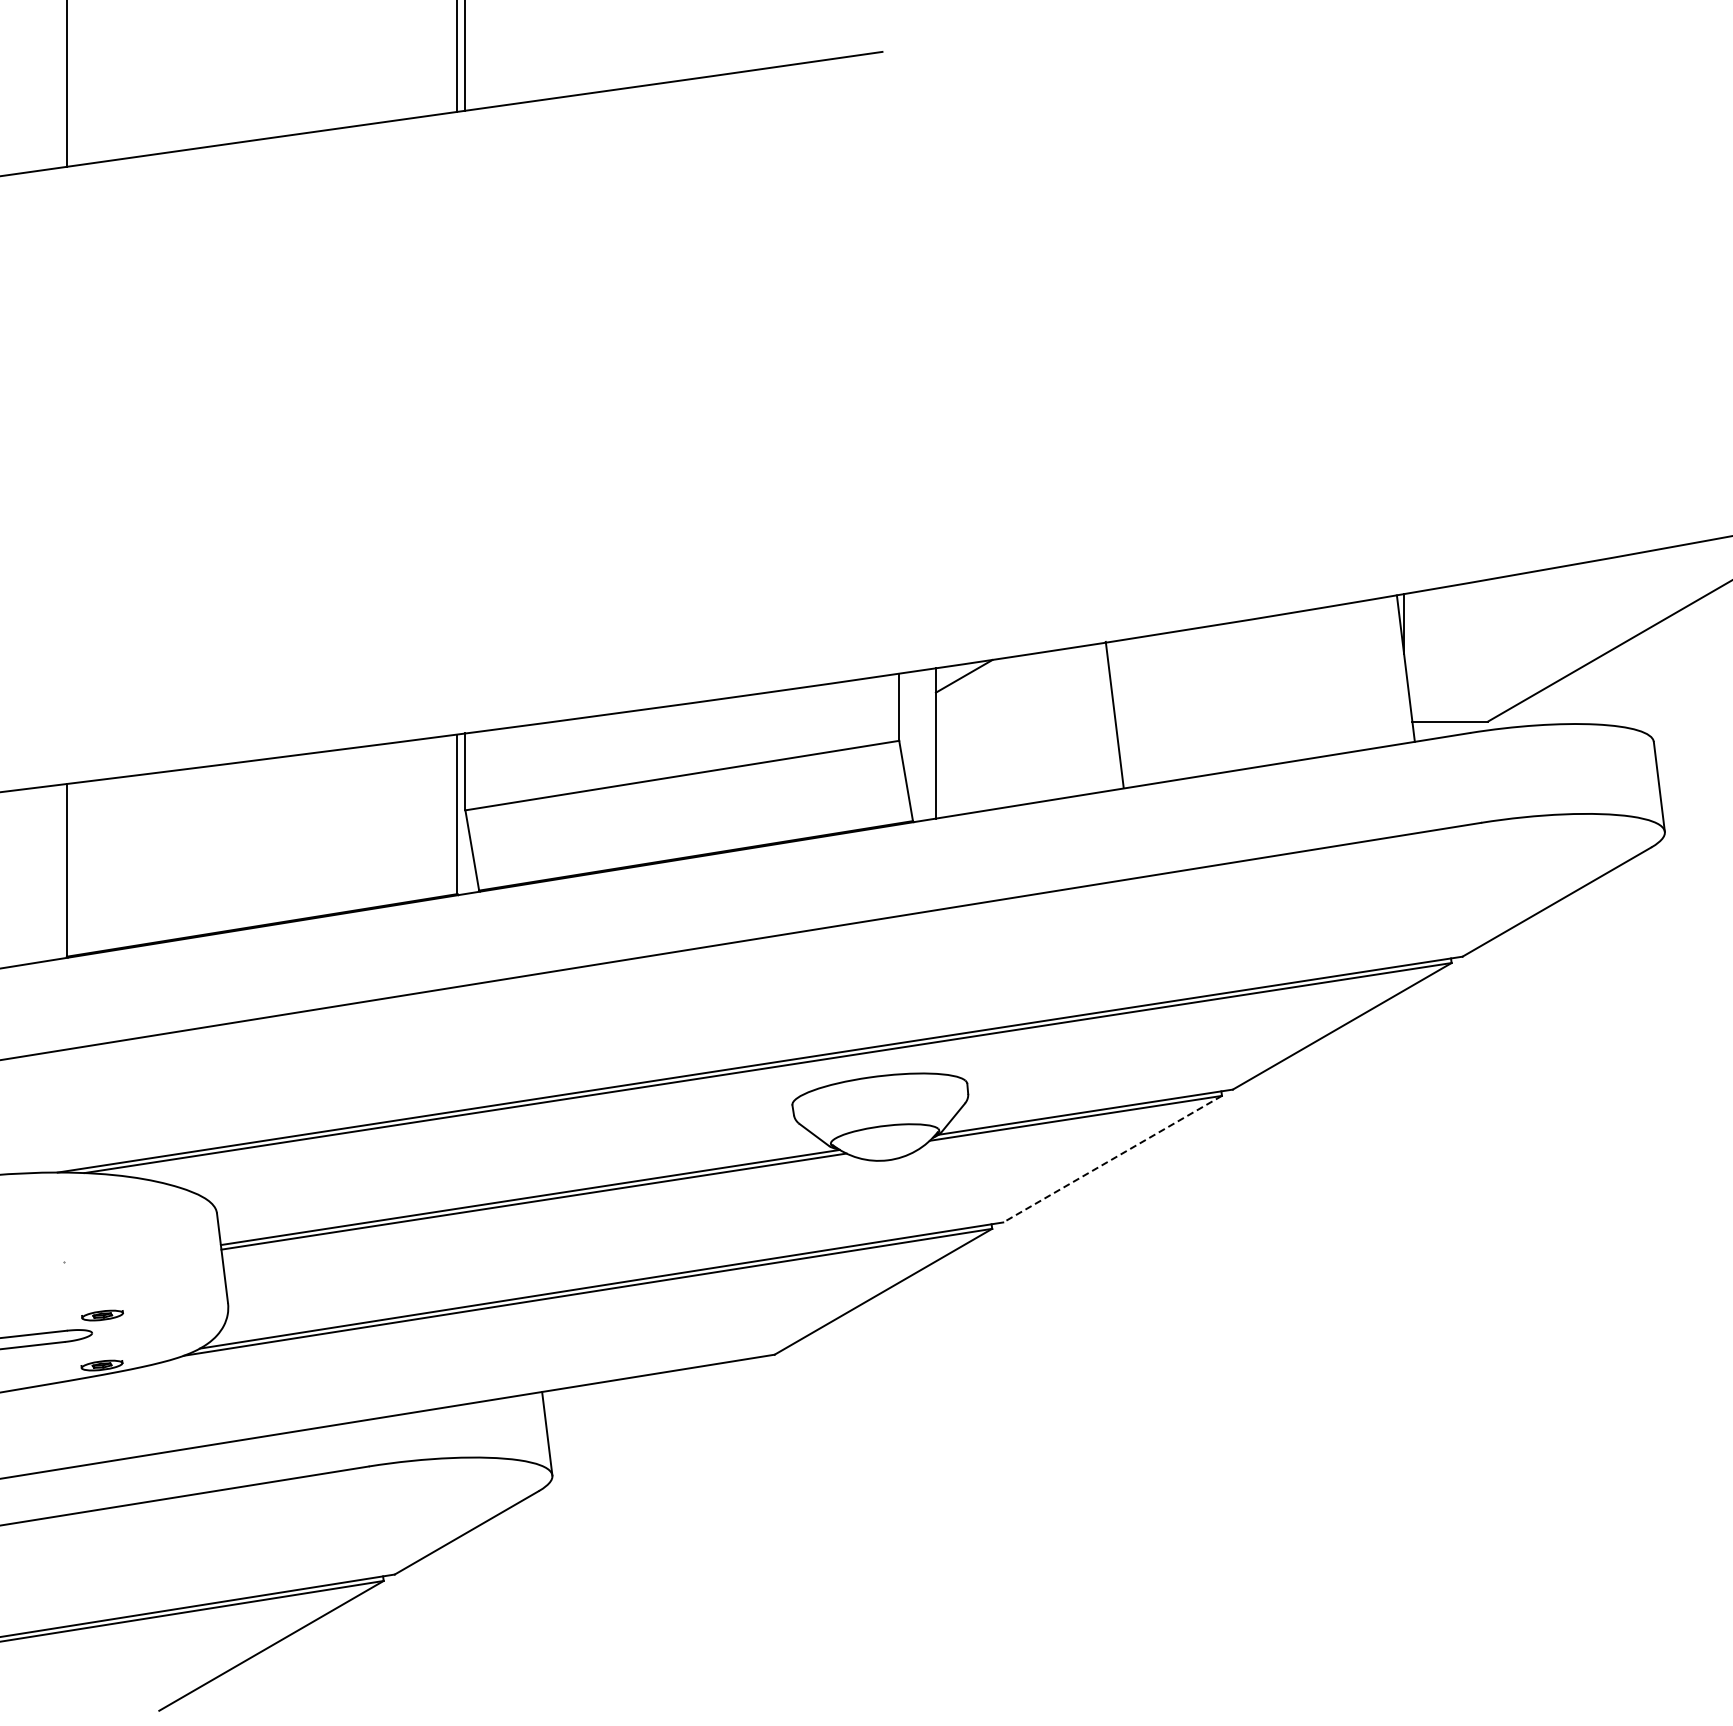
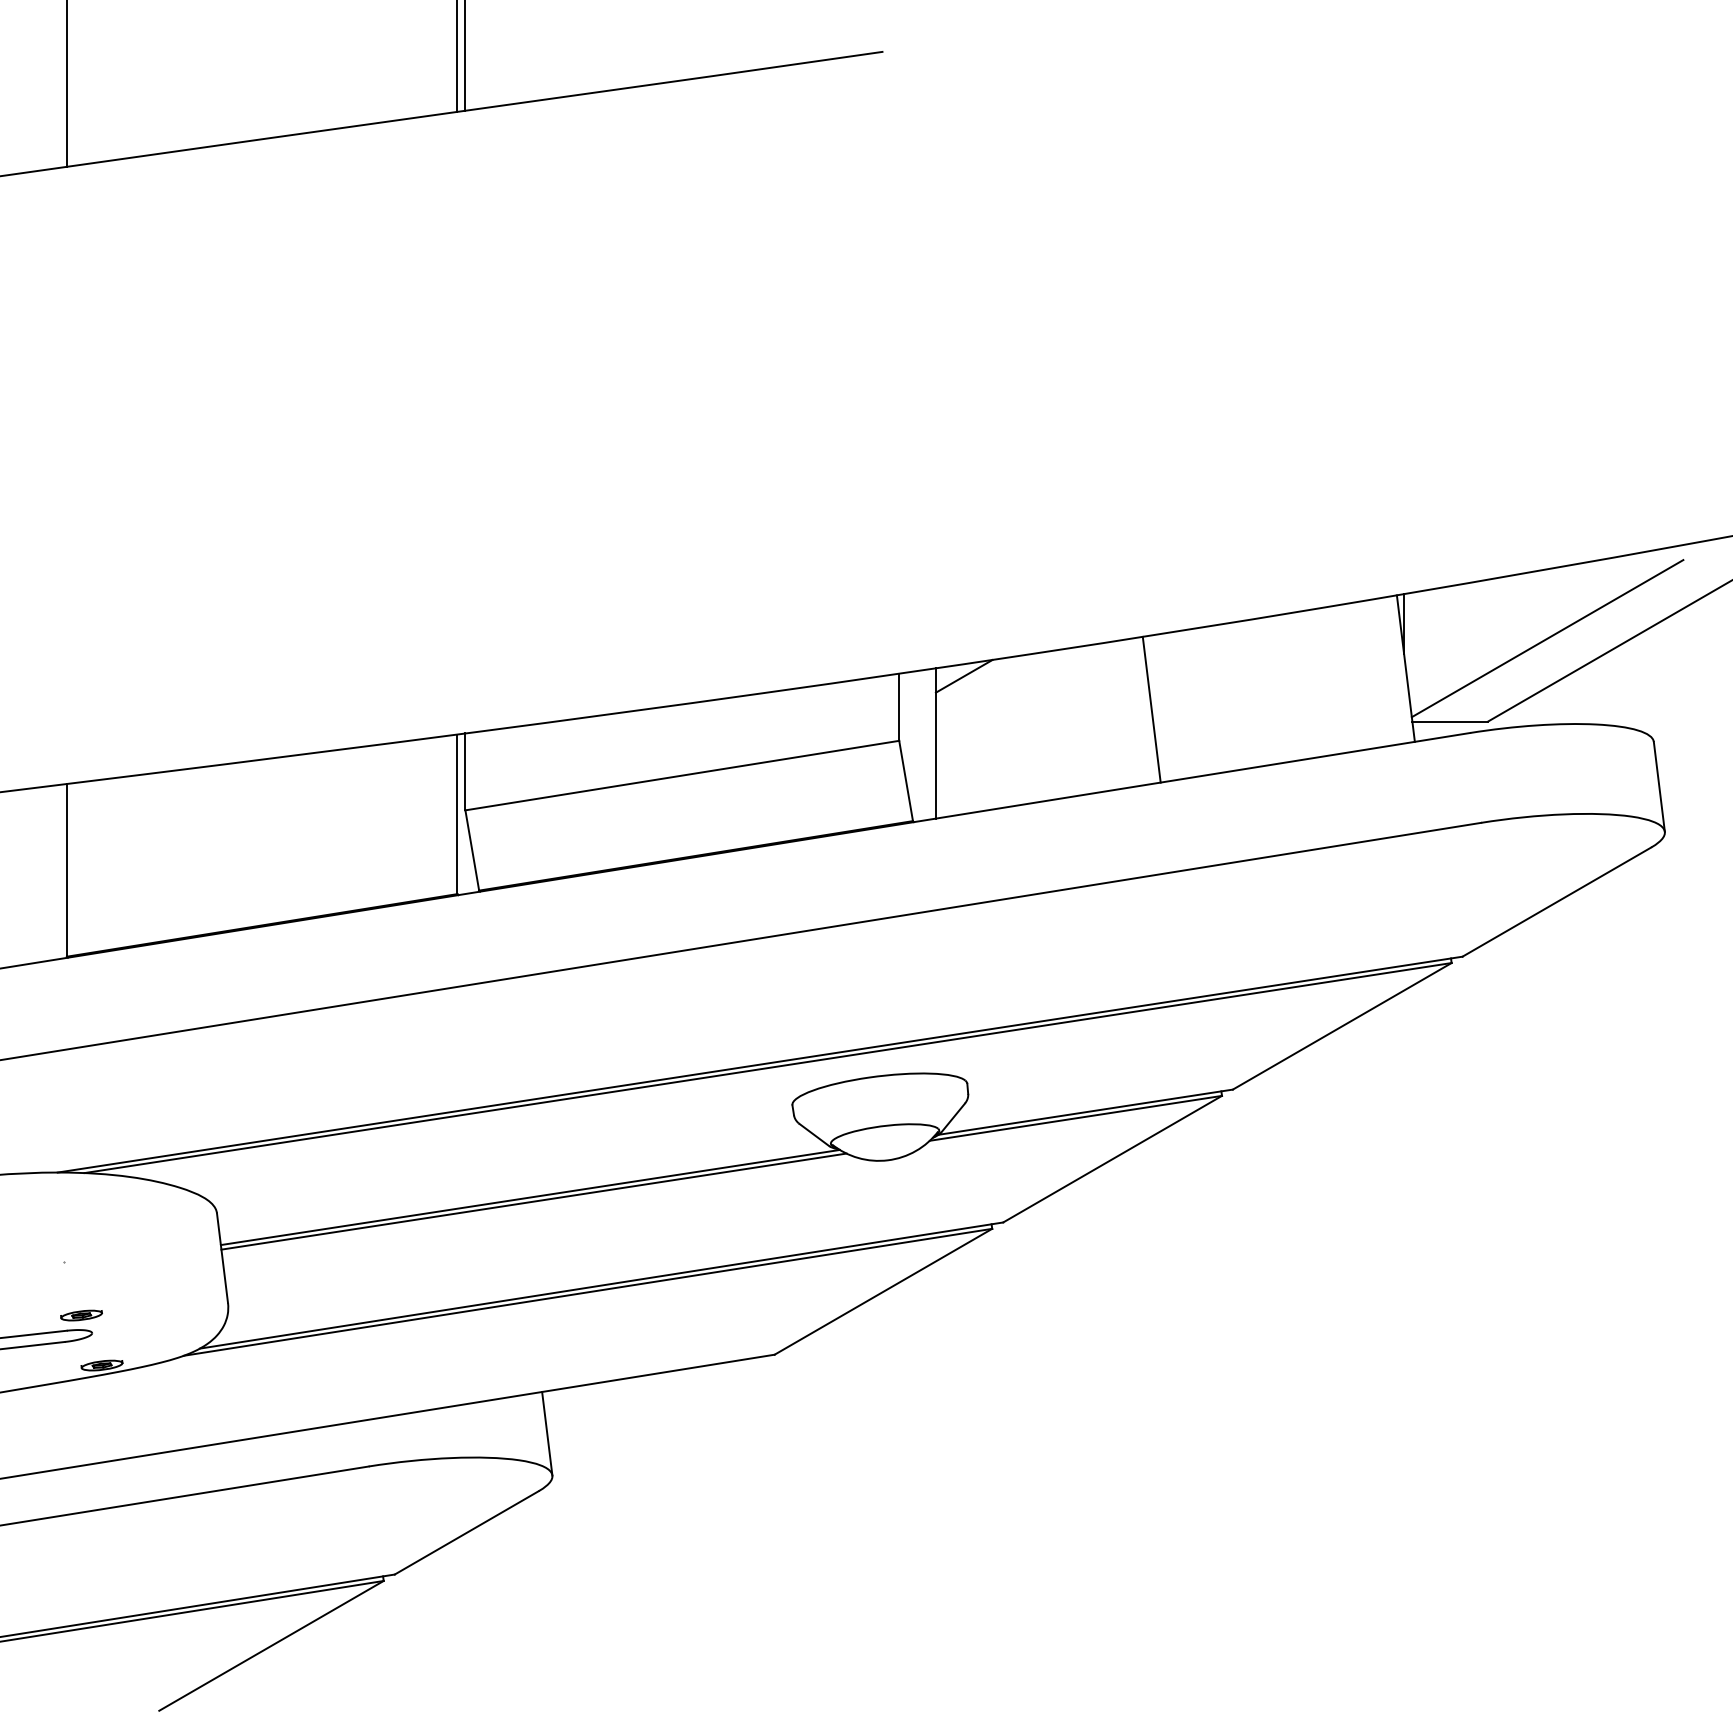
line: none -> present (1547, 638)
line position: (1114, 714) -> (1151, 709) (1151, 709)
line: dashed -> solid (1112, 1159)
part position: (102, 1315) -> (81, 1315) (81, 1315)
